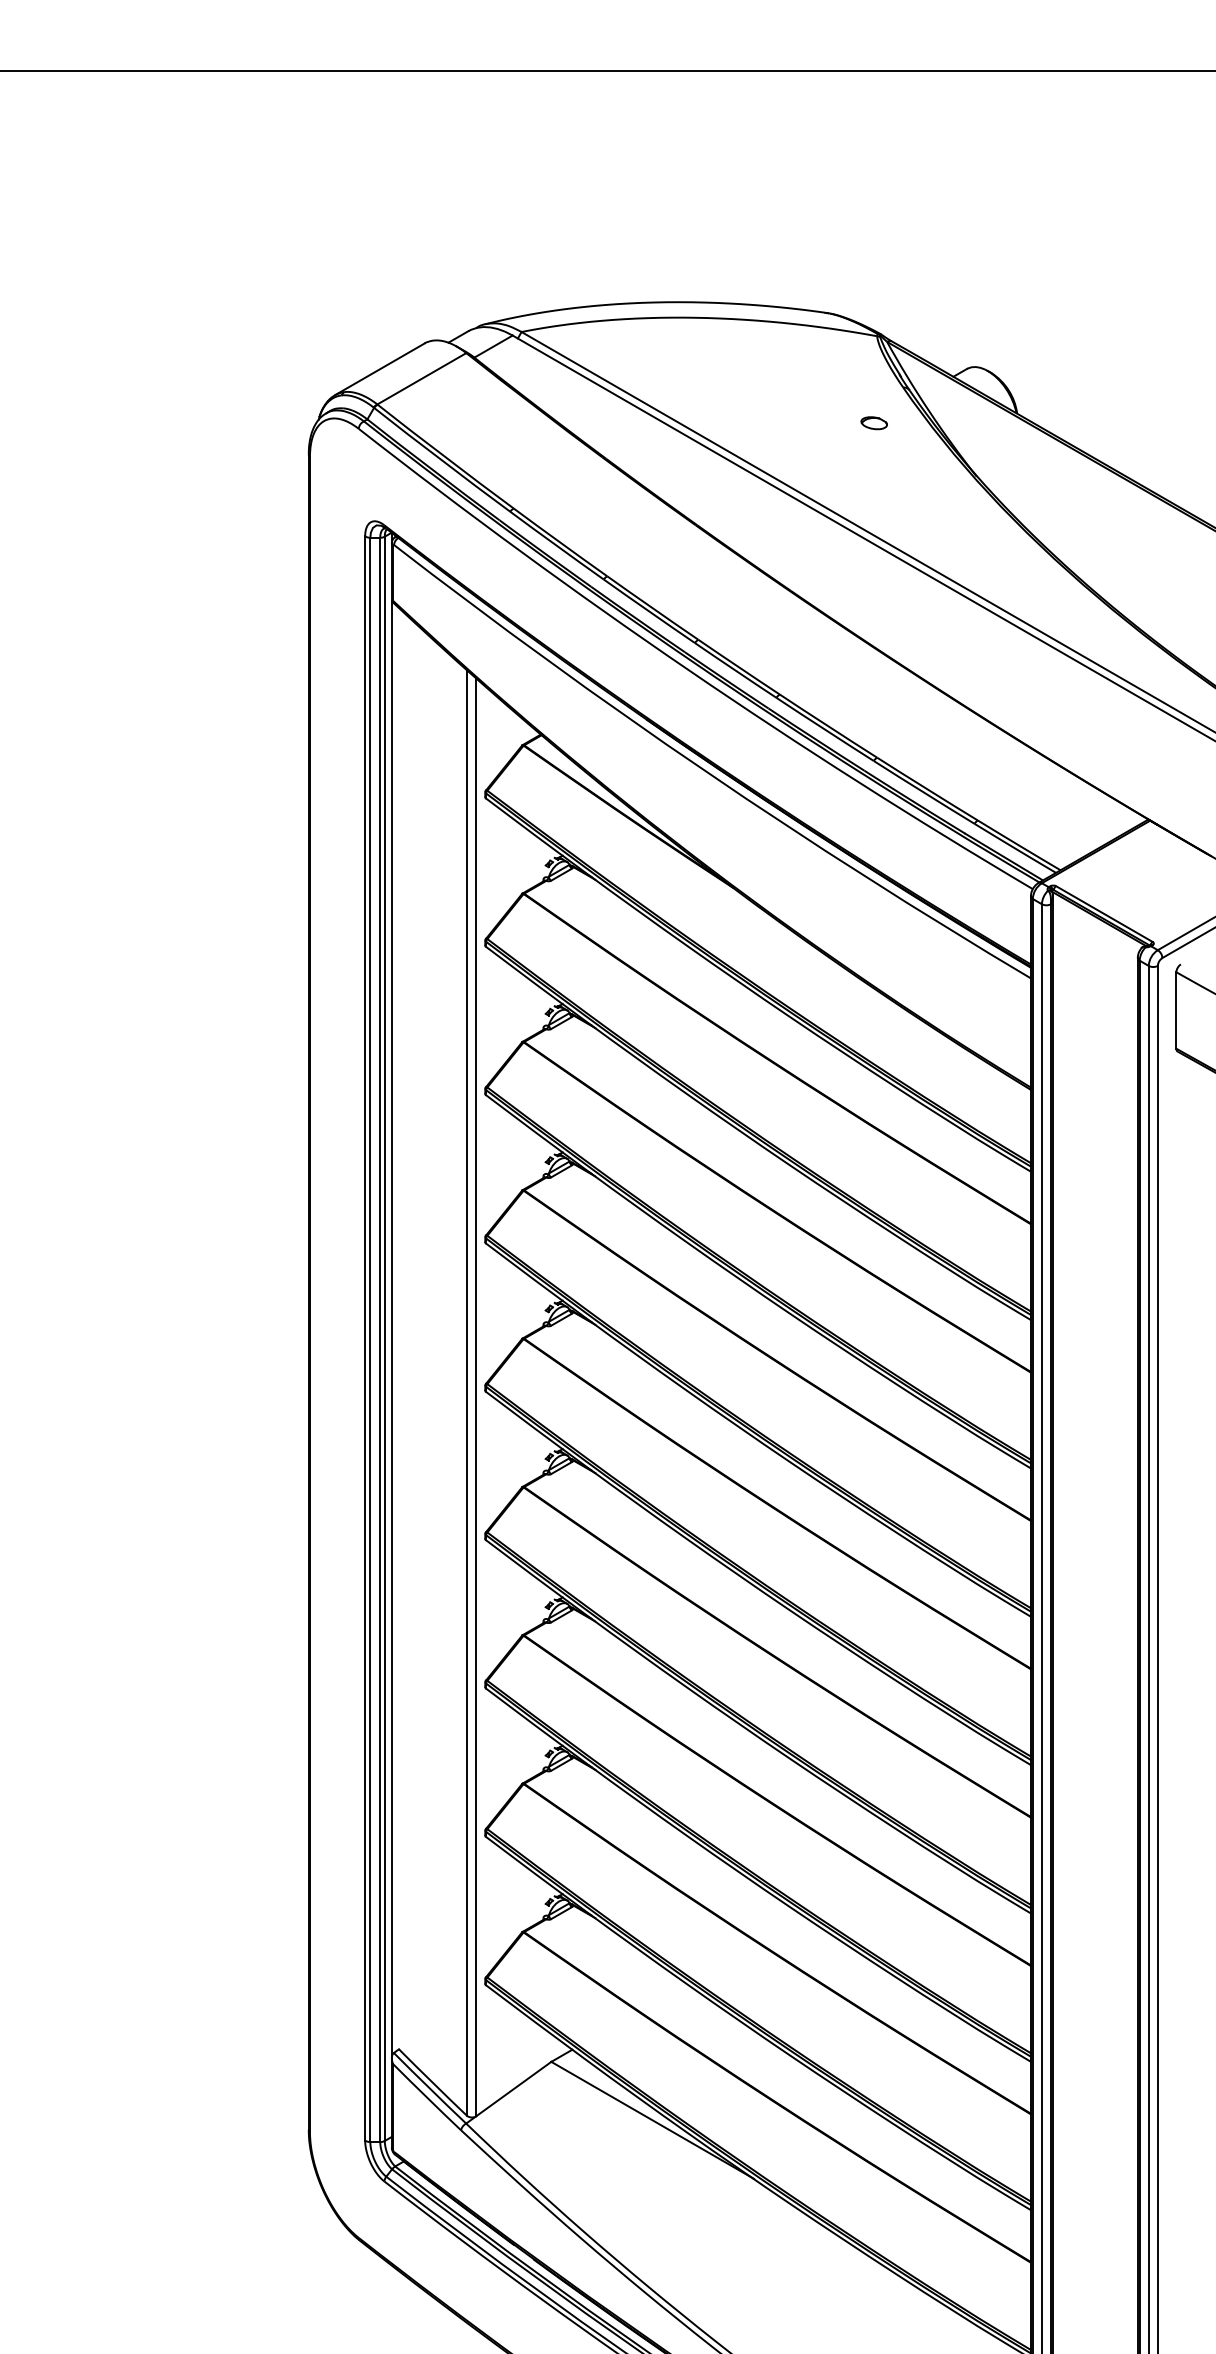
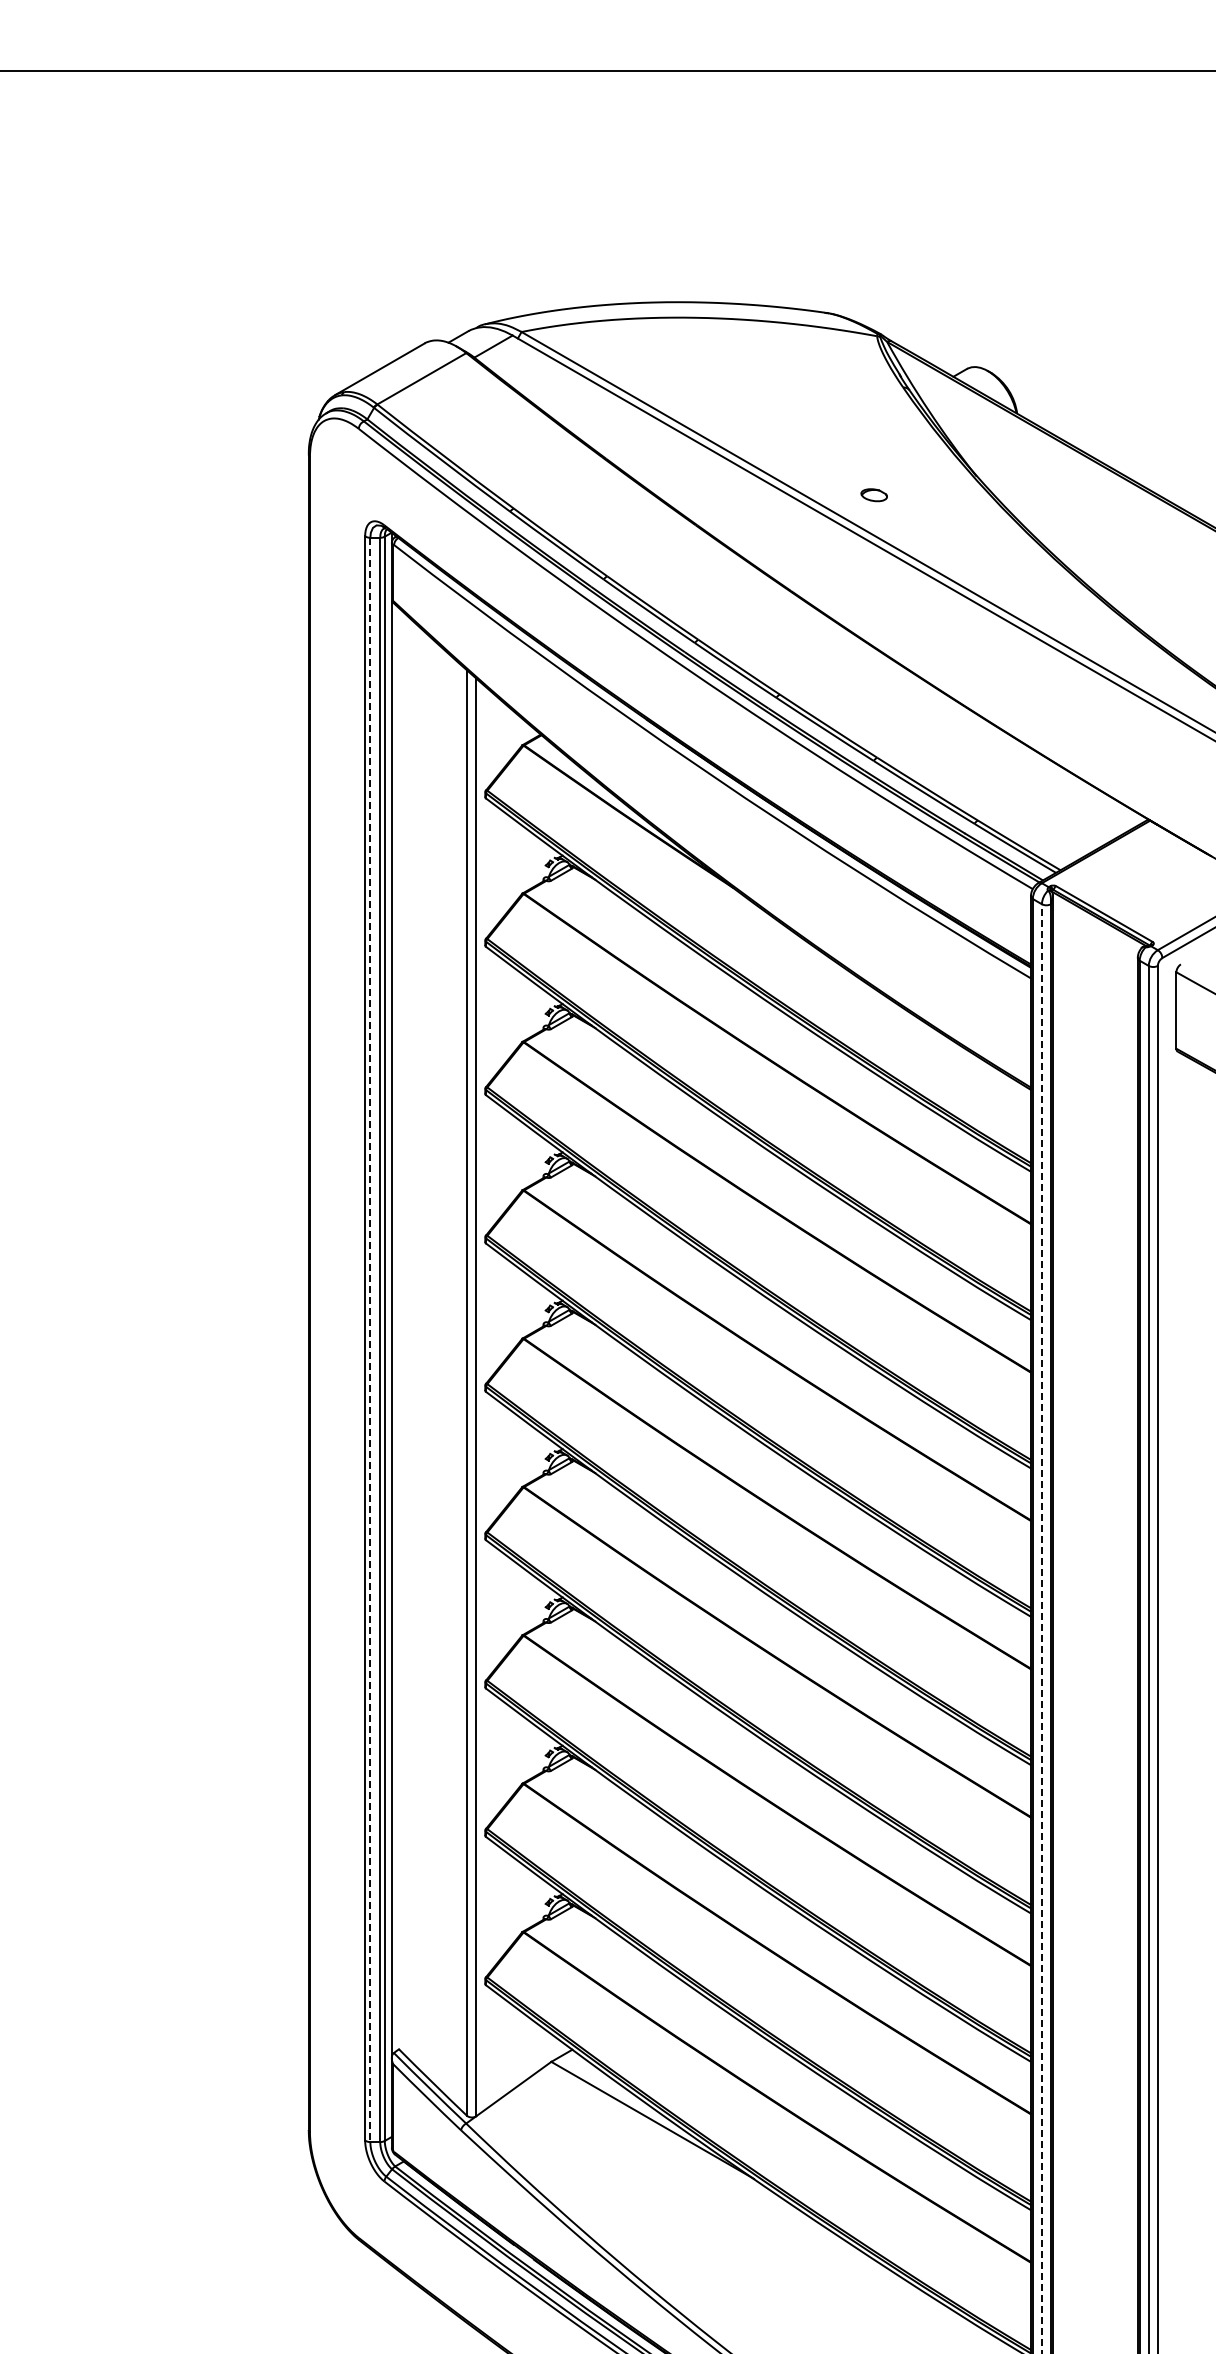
part position: (873, 423) -> (873, 495) (873, 495)
line: solid -> dashed (370, 1340)
line: solid -> dashed (1041, 1628)
